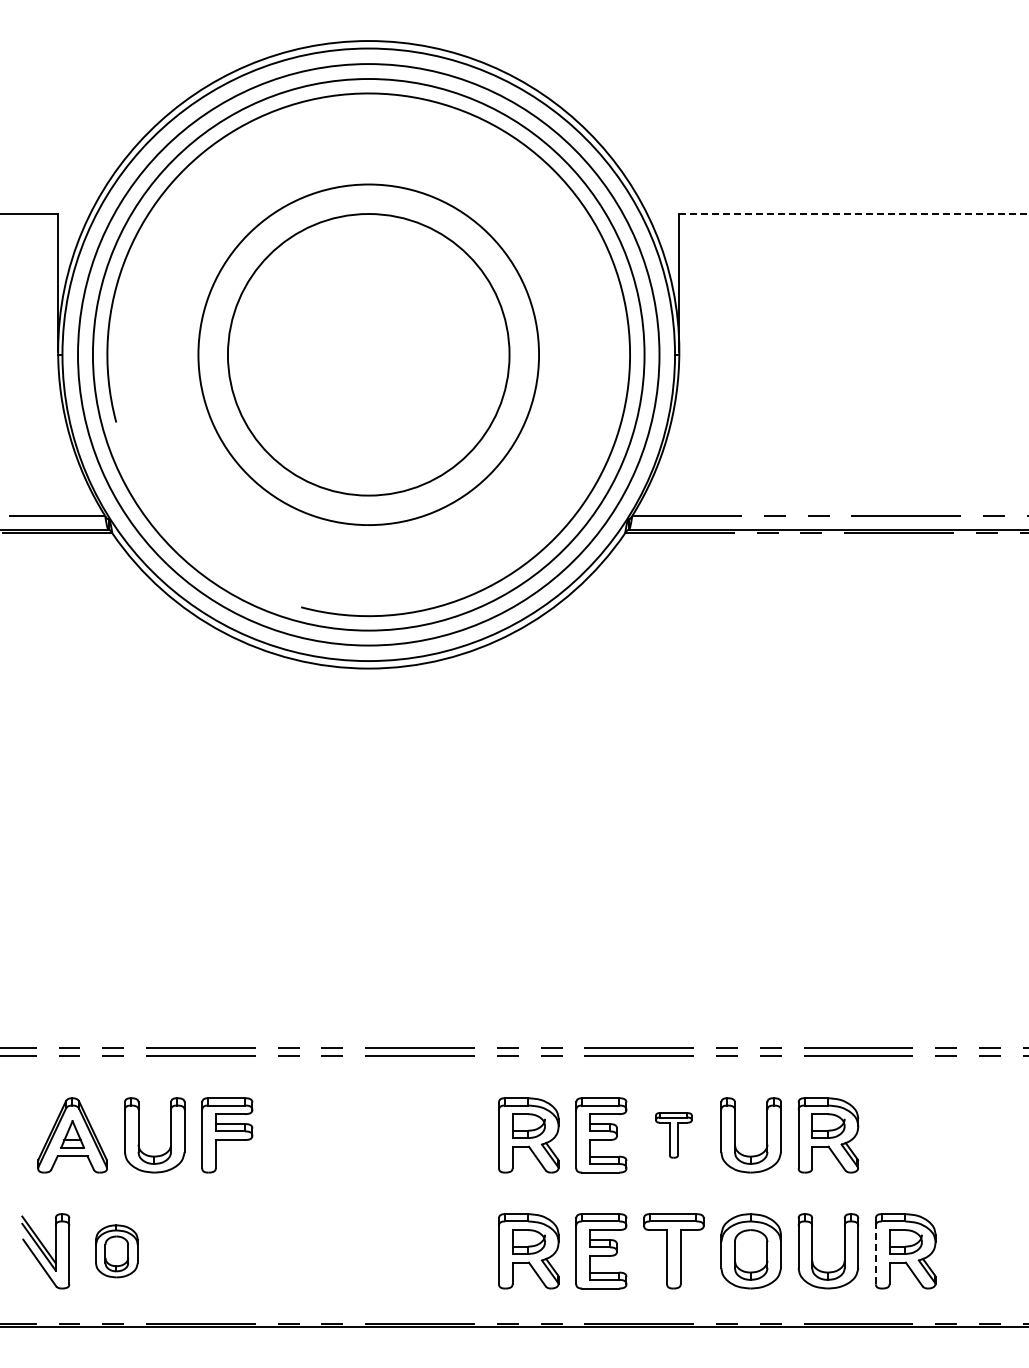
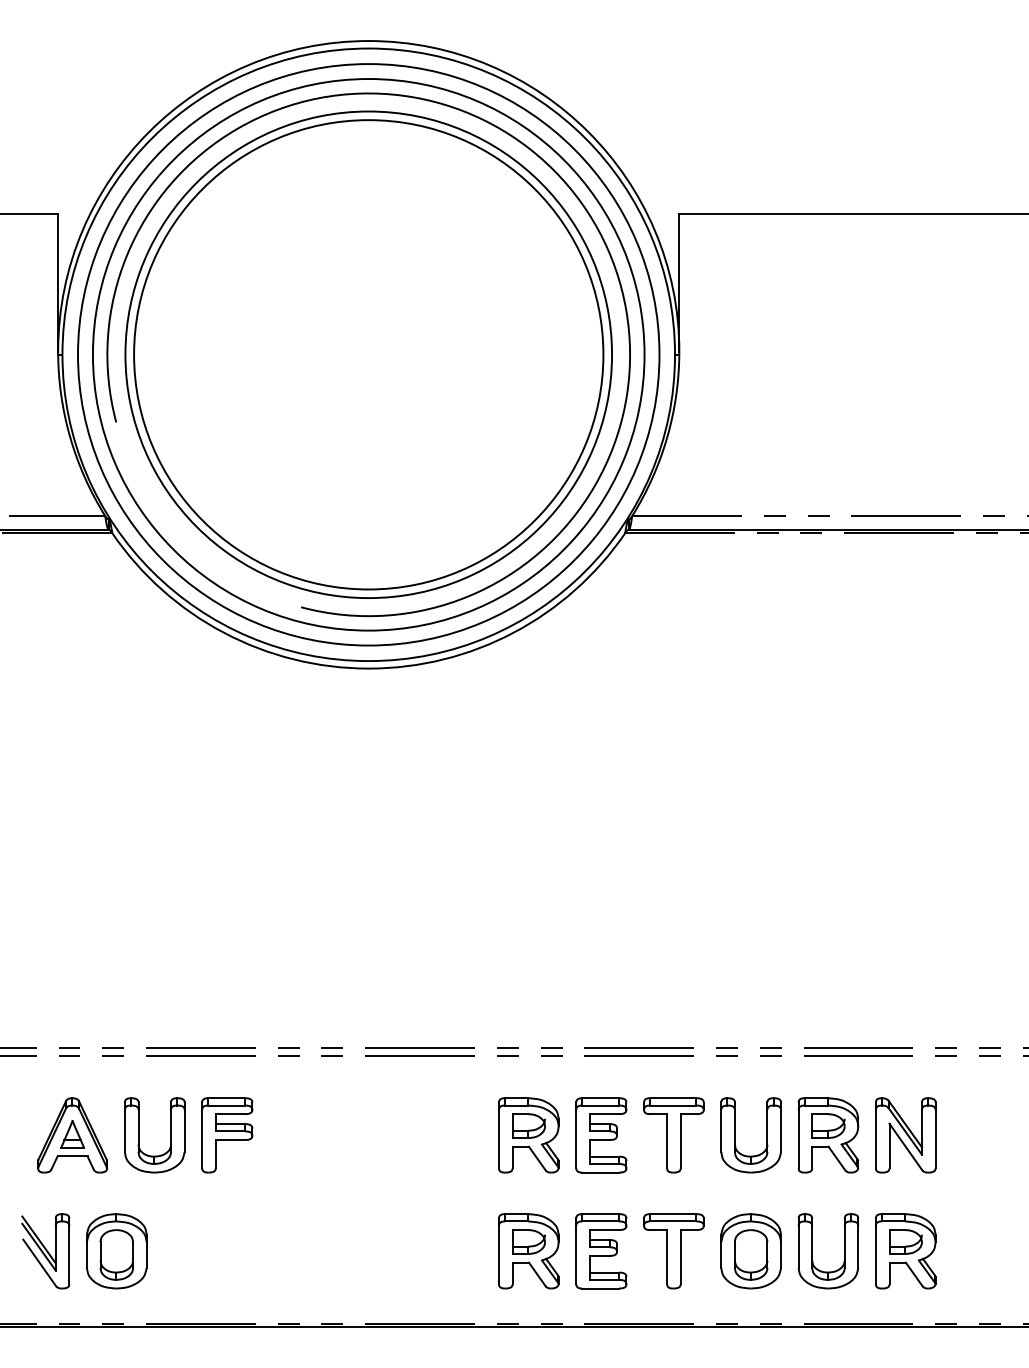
line: dashed -> solid (853, 213)
circle diameter: 282 px -> 469 px (368, 354)
circle diameter: 341 px -> 487 px (368, 354)
part size: 38x47 px -> 62x77 px (673, 1135)
part: none -> present (905, 1135)
part size: 44x55 px -> 62x77 px (116, 1251)
line: dashed -> solid (875, 1254)
